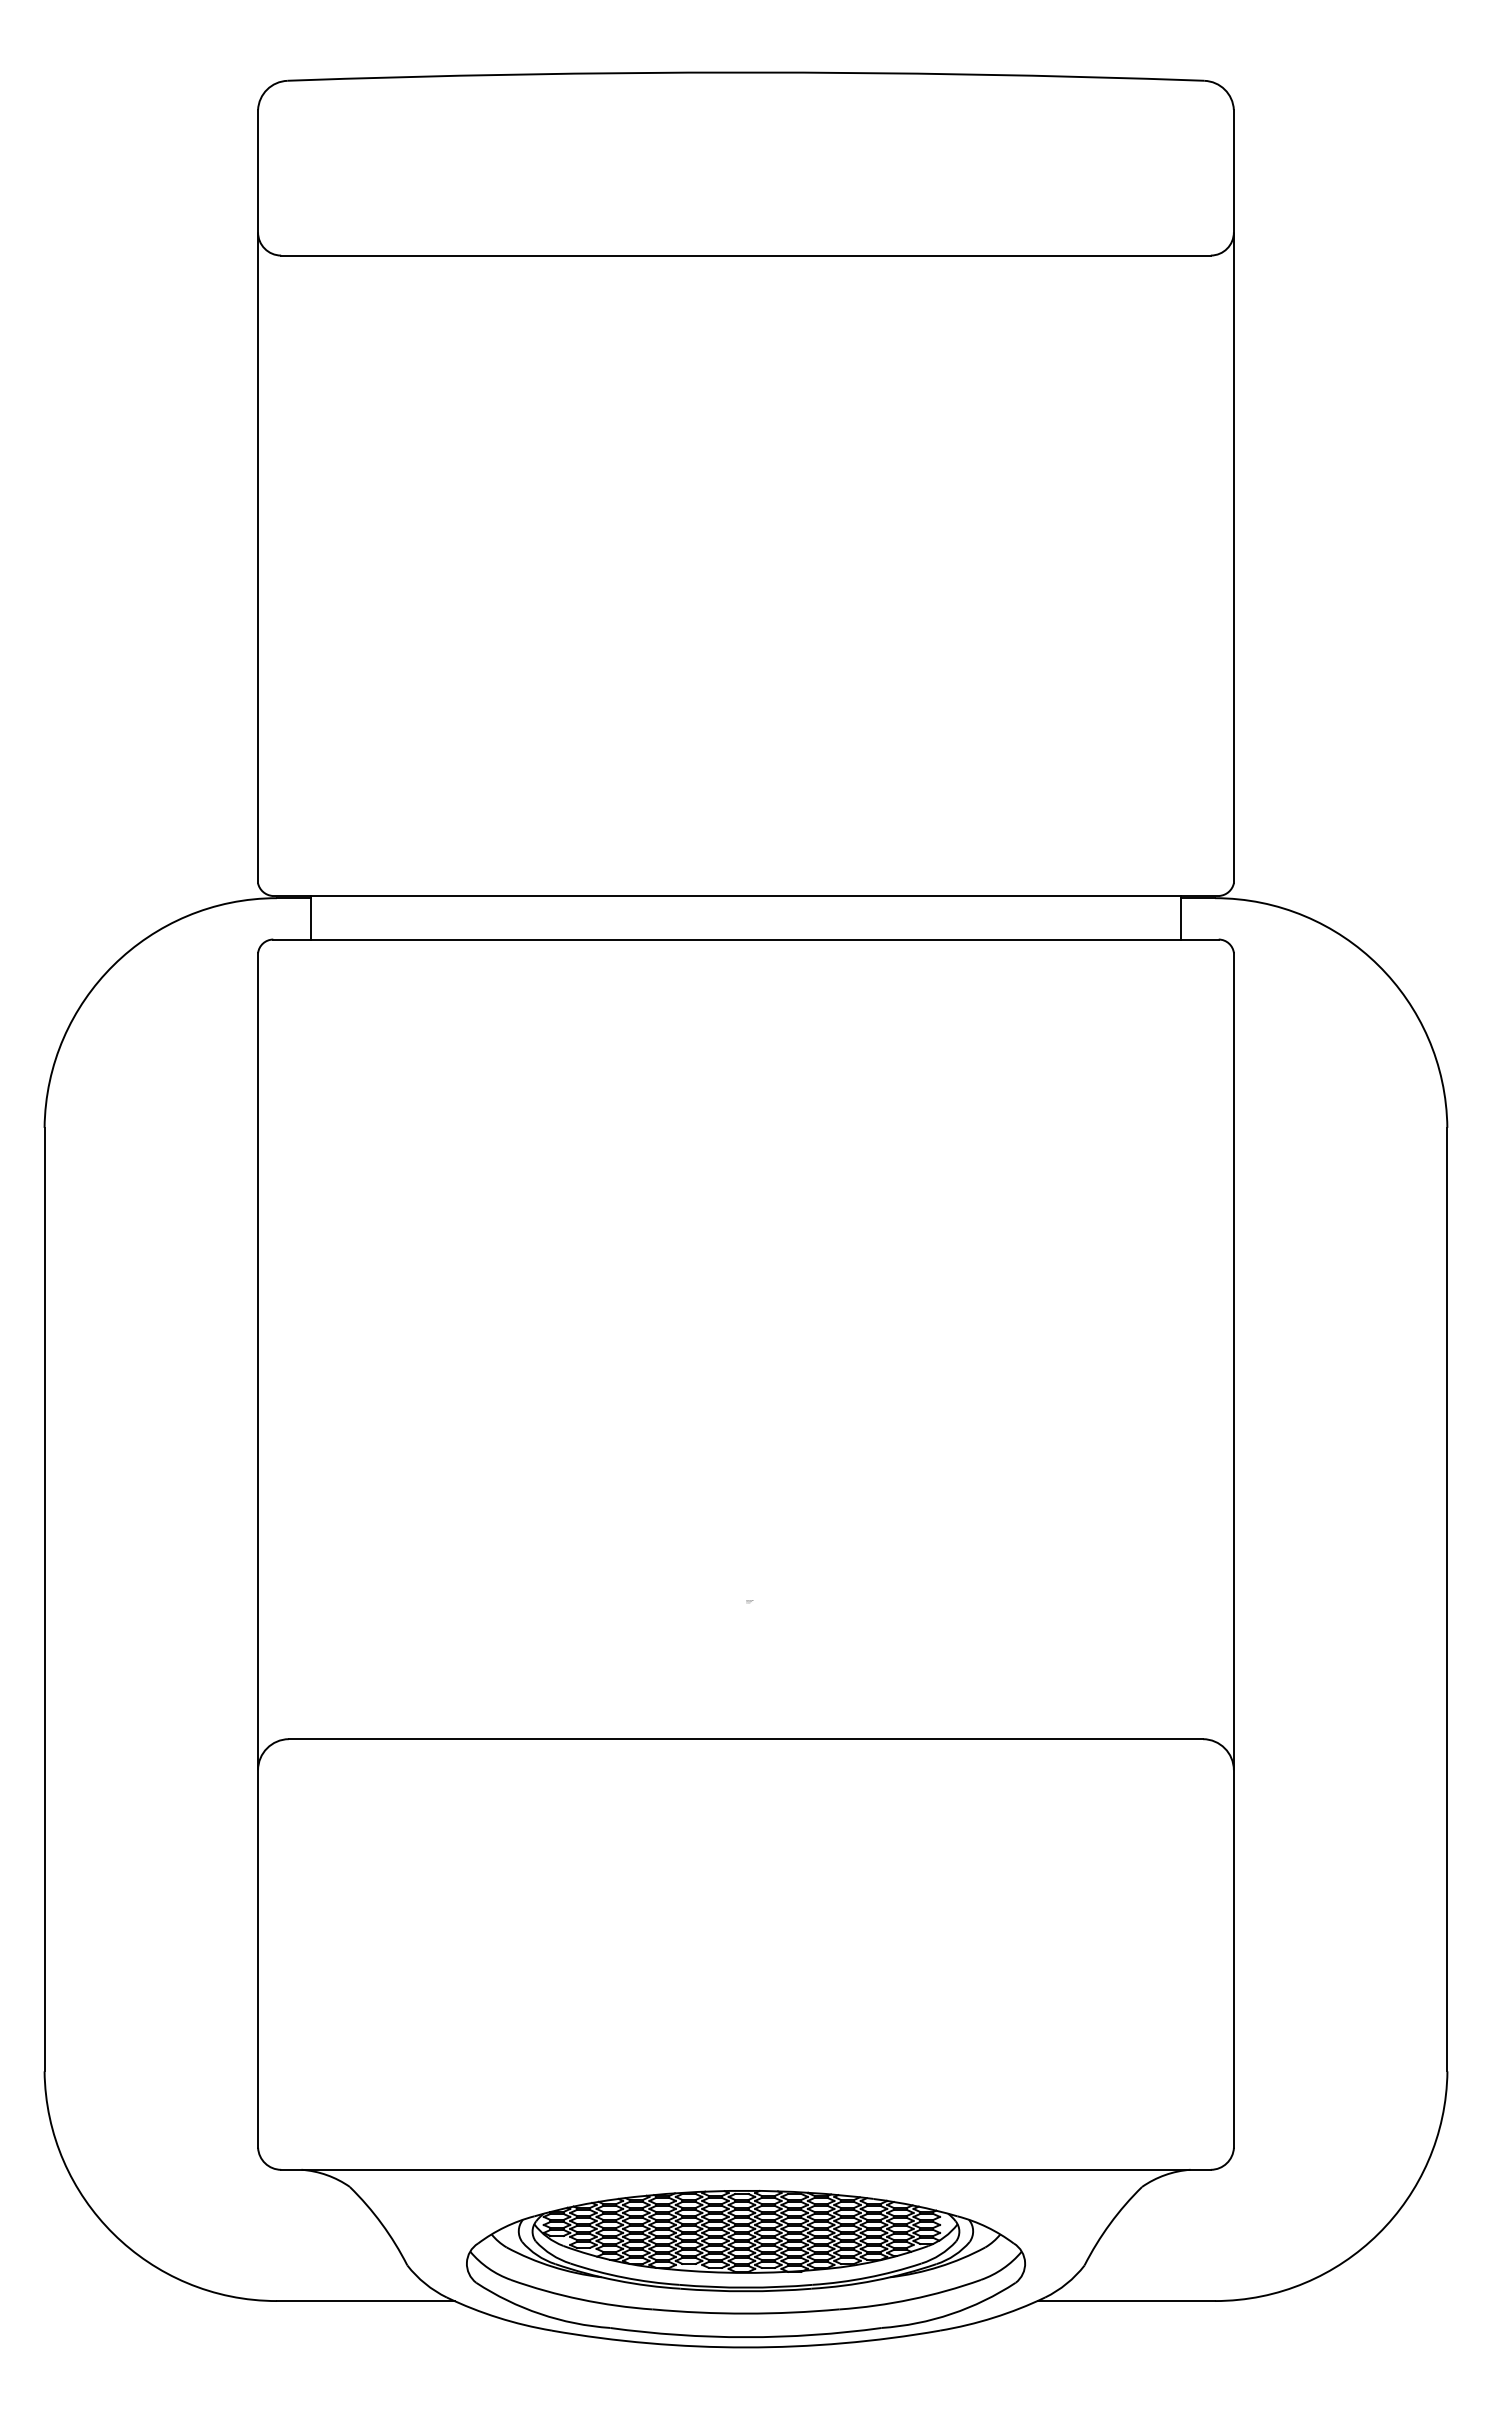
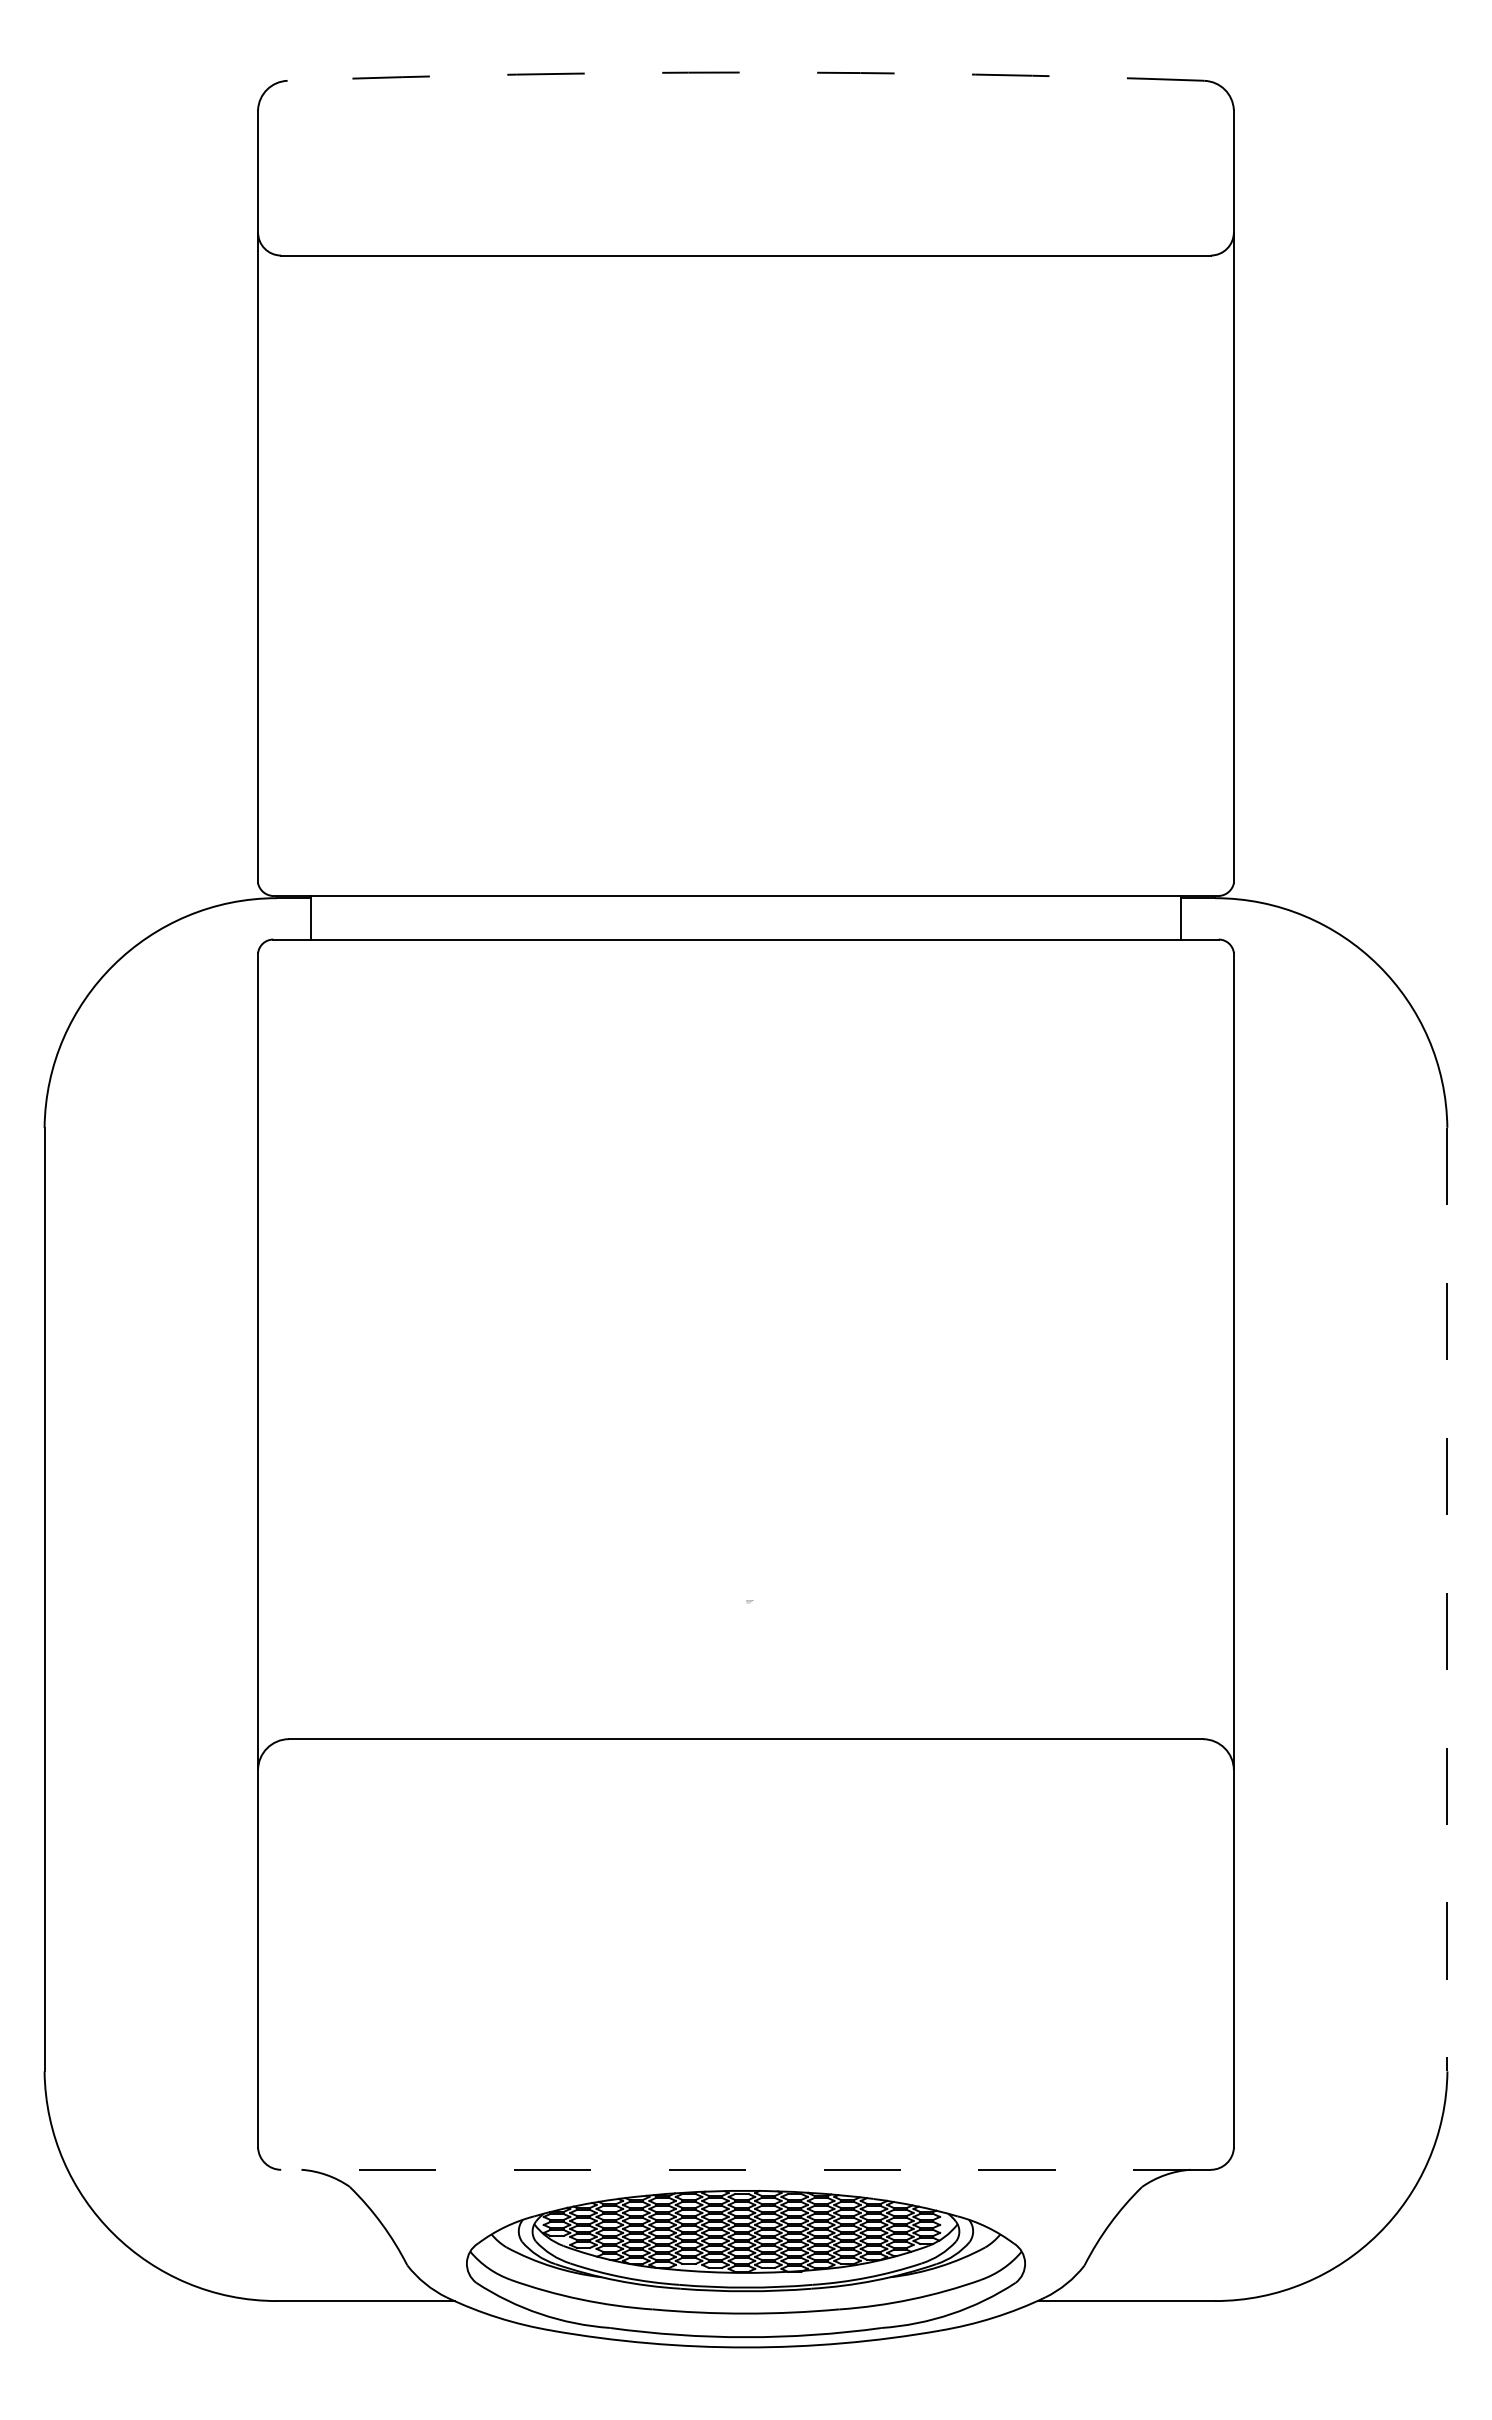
arc: solid -> dashed (745, 72)
line: solid -> dashed (1447, 1599)
line: solid -> dashed (745, 2169)
